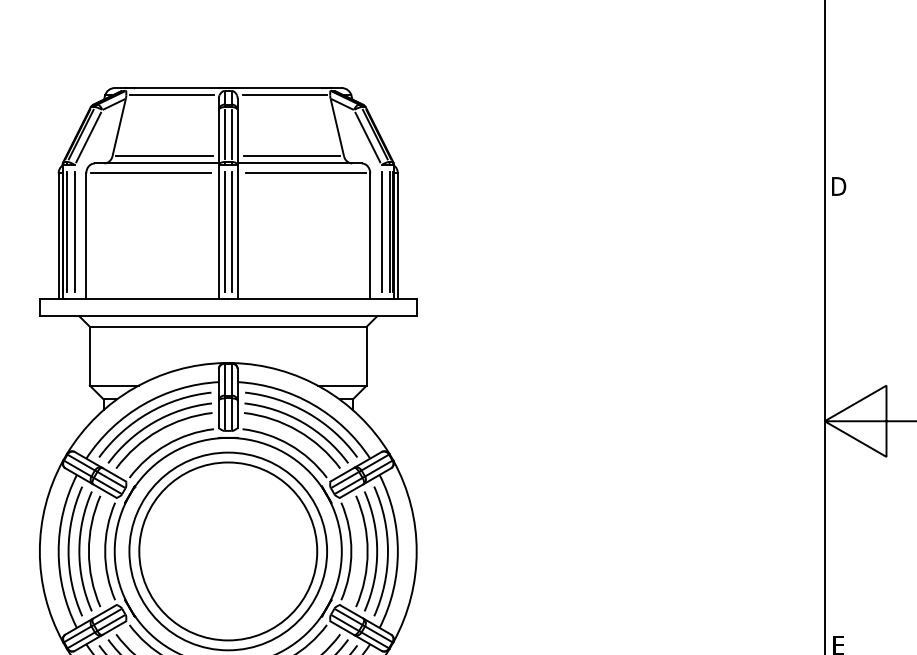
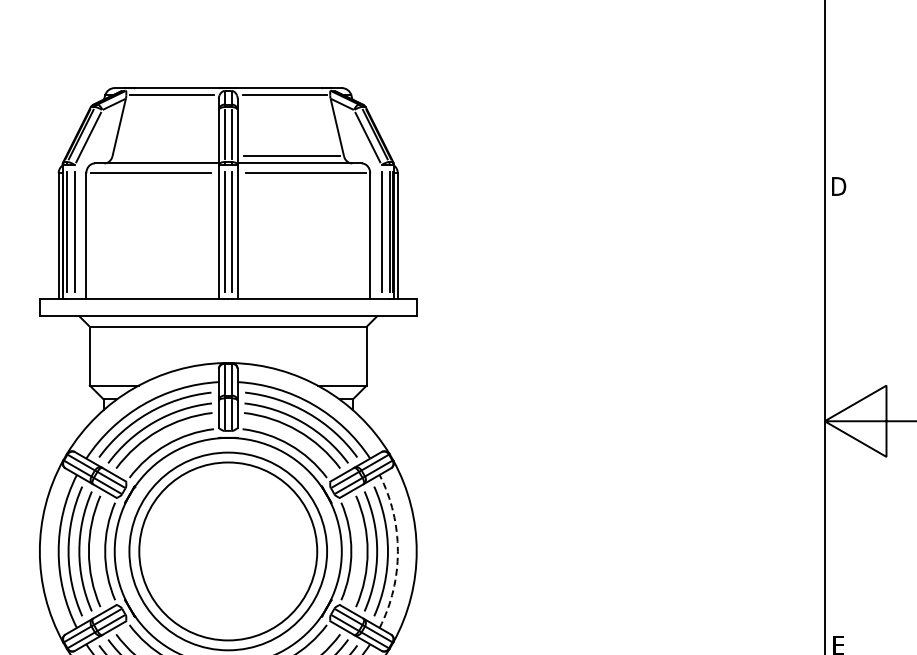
line: present -> none (164, 156)
arc: solid -> dashed (397, 551)
